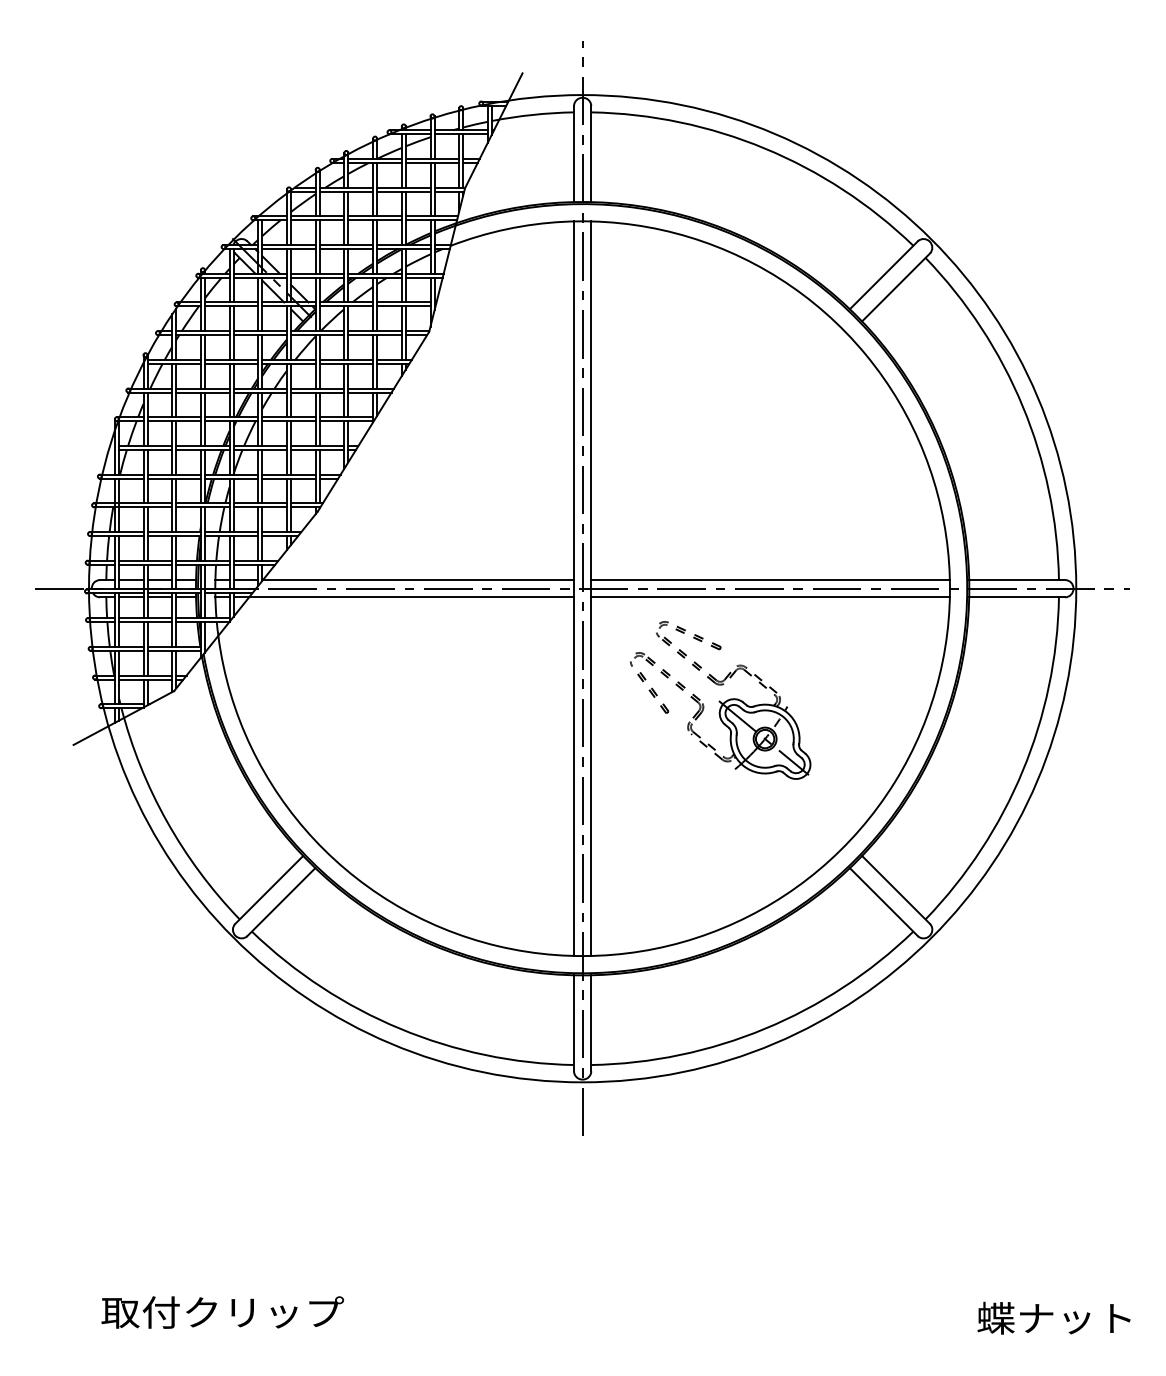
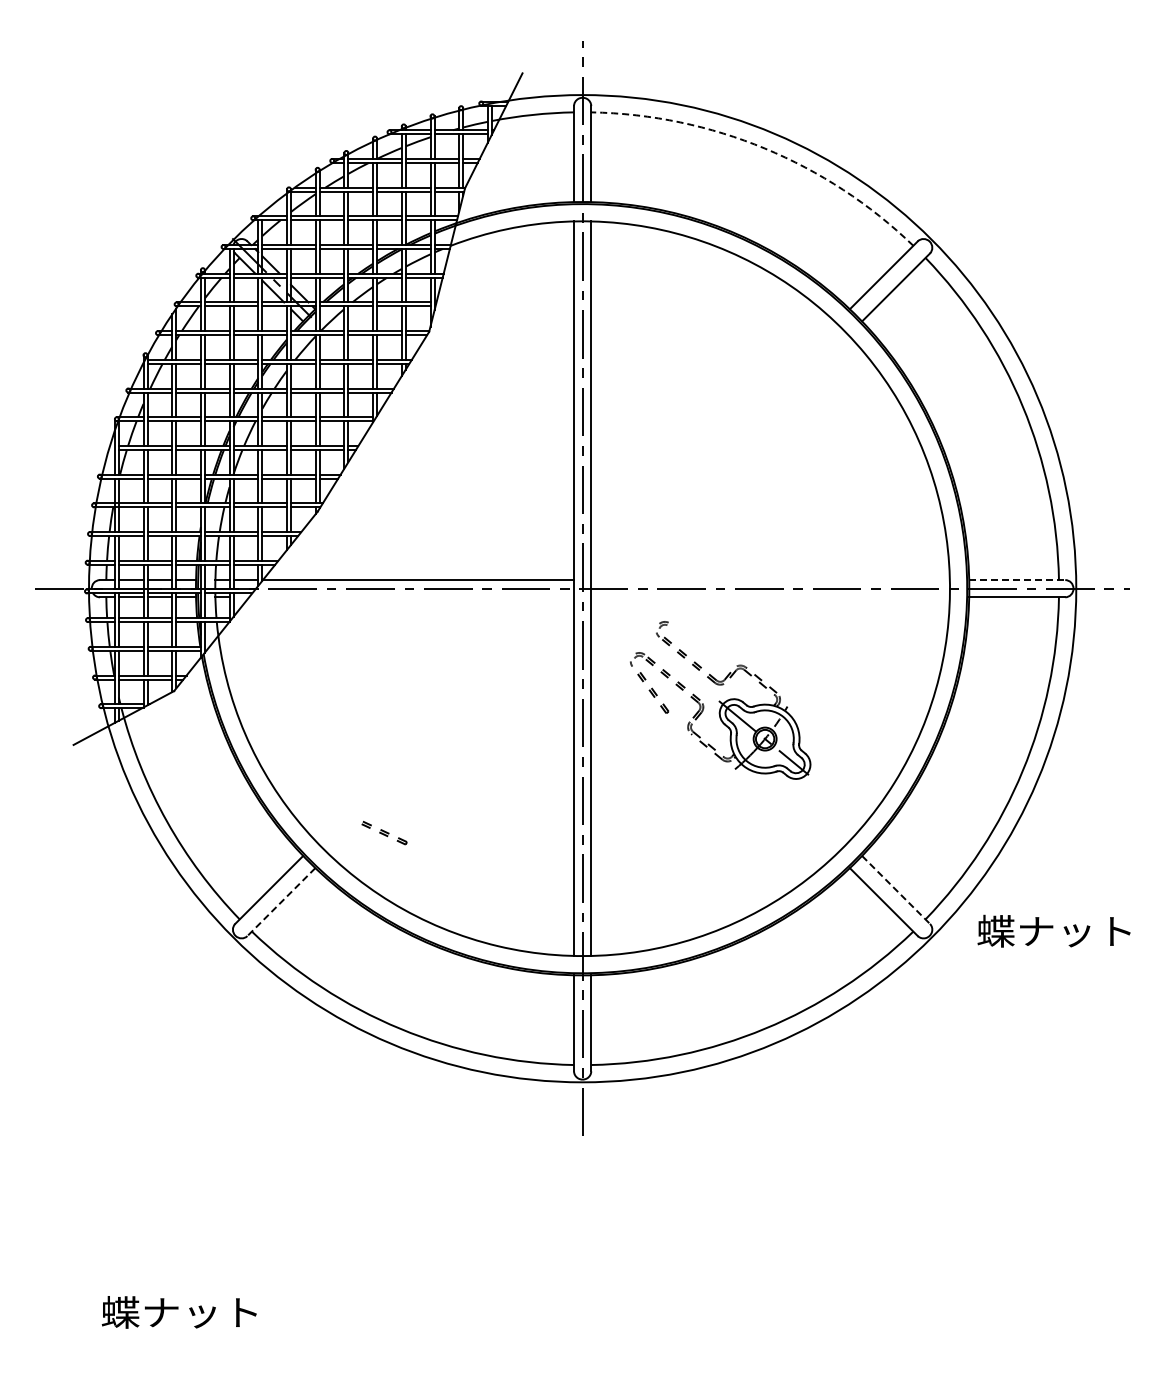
arc: solid -> dashed (764, 148)
line: present -> none (770, 580)
line: solid -> dashed (1017, 580)
line: present -> none (403, 597)
line: present -> none (770, 597)
part position: (698, 638) -> (384, 833) (384, 833)
line: solid -> dashed (896, 890)
line: solid -> dashed (281, 902)
text: 取付クリップ -> 蝶ナット (222, 1312)
text position: (1053, 1317) -> (1053, 930) (1053, 930)
